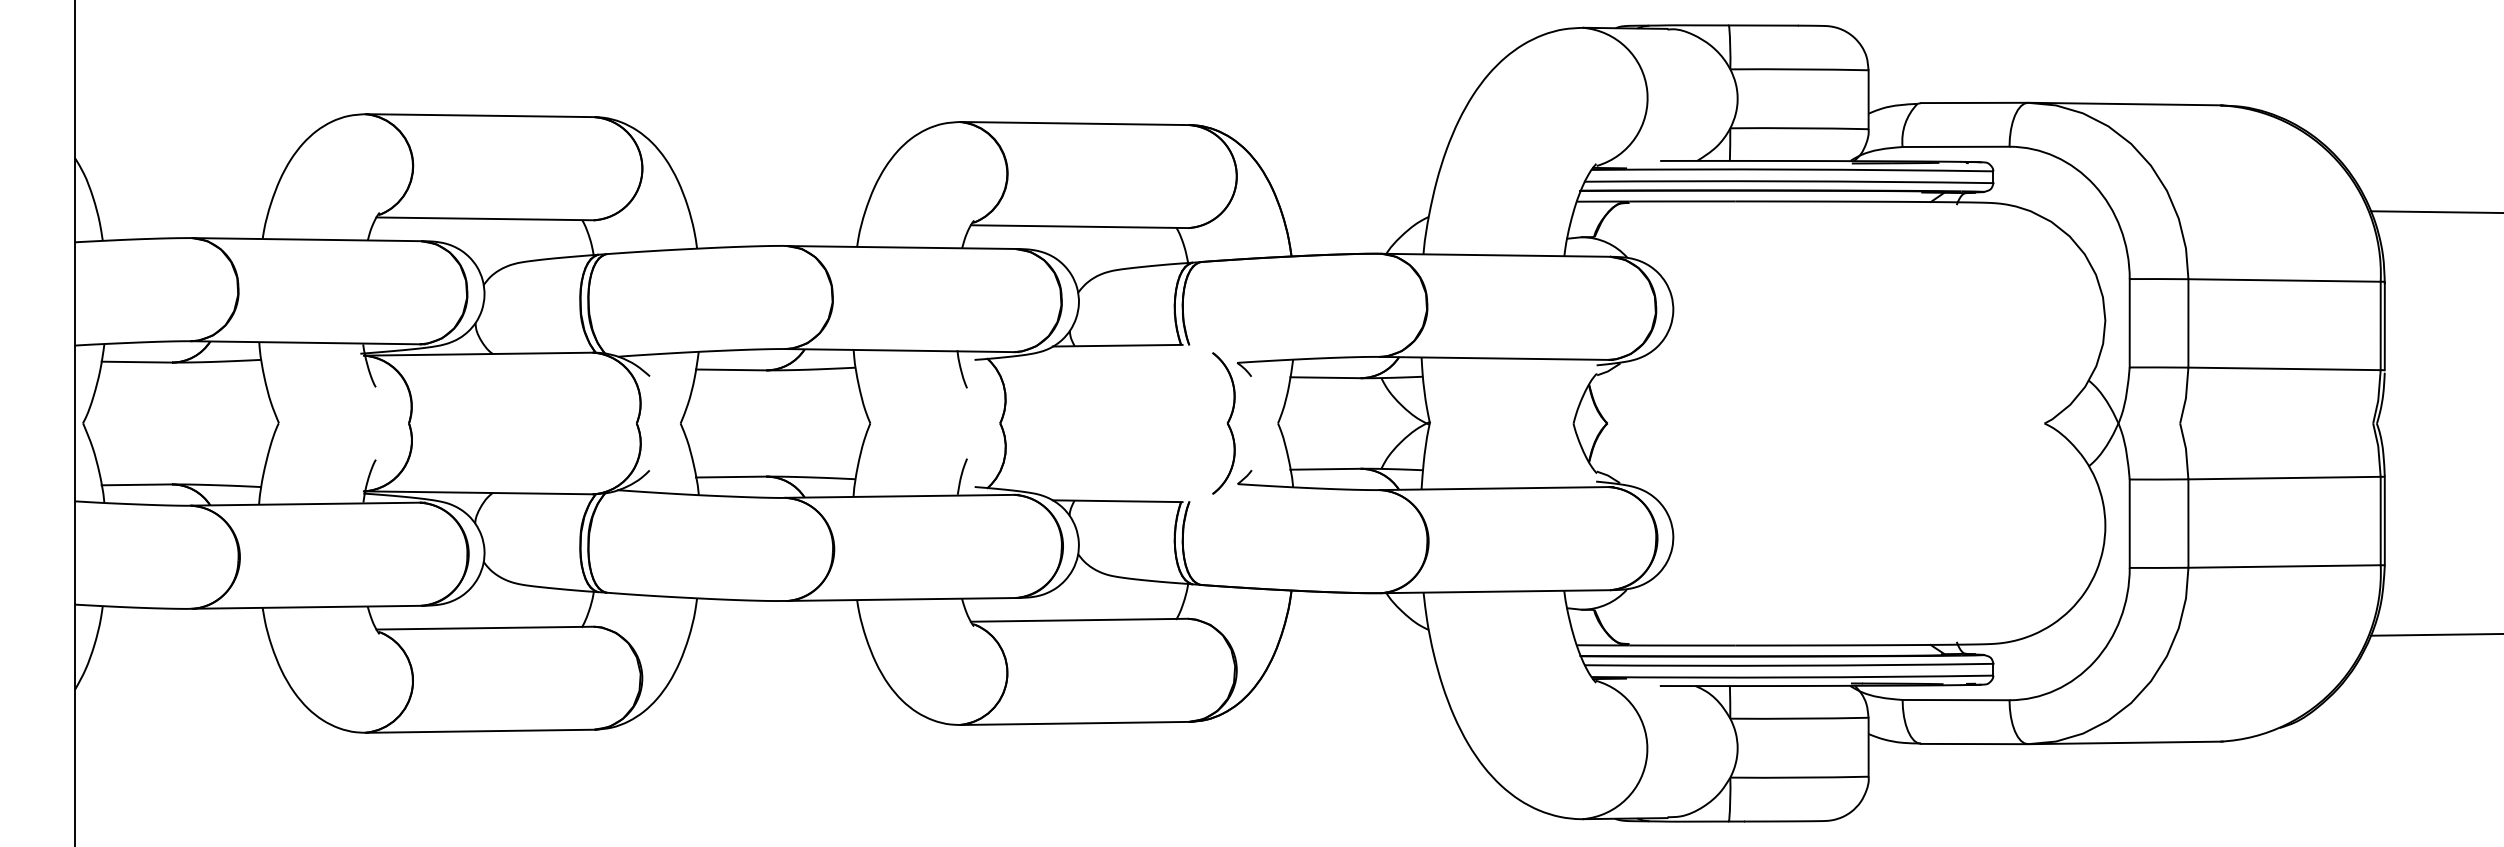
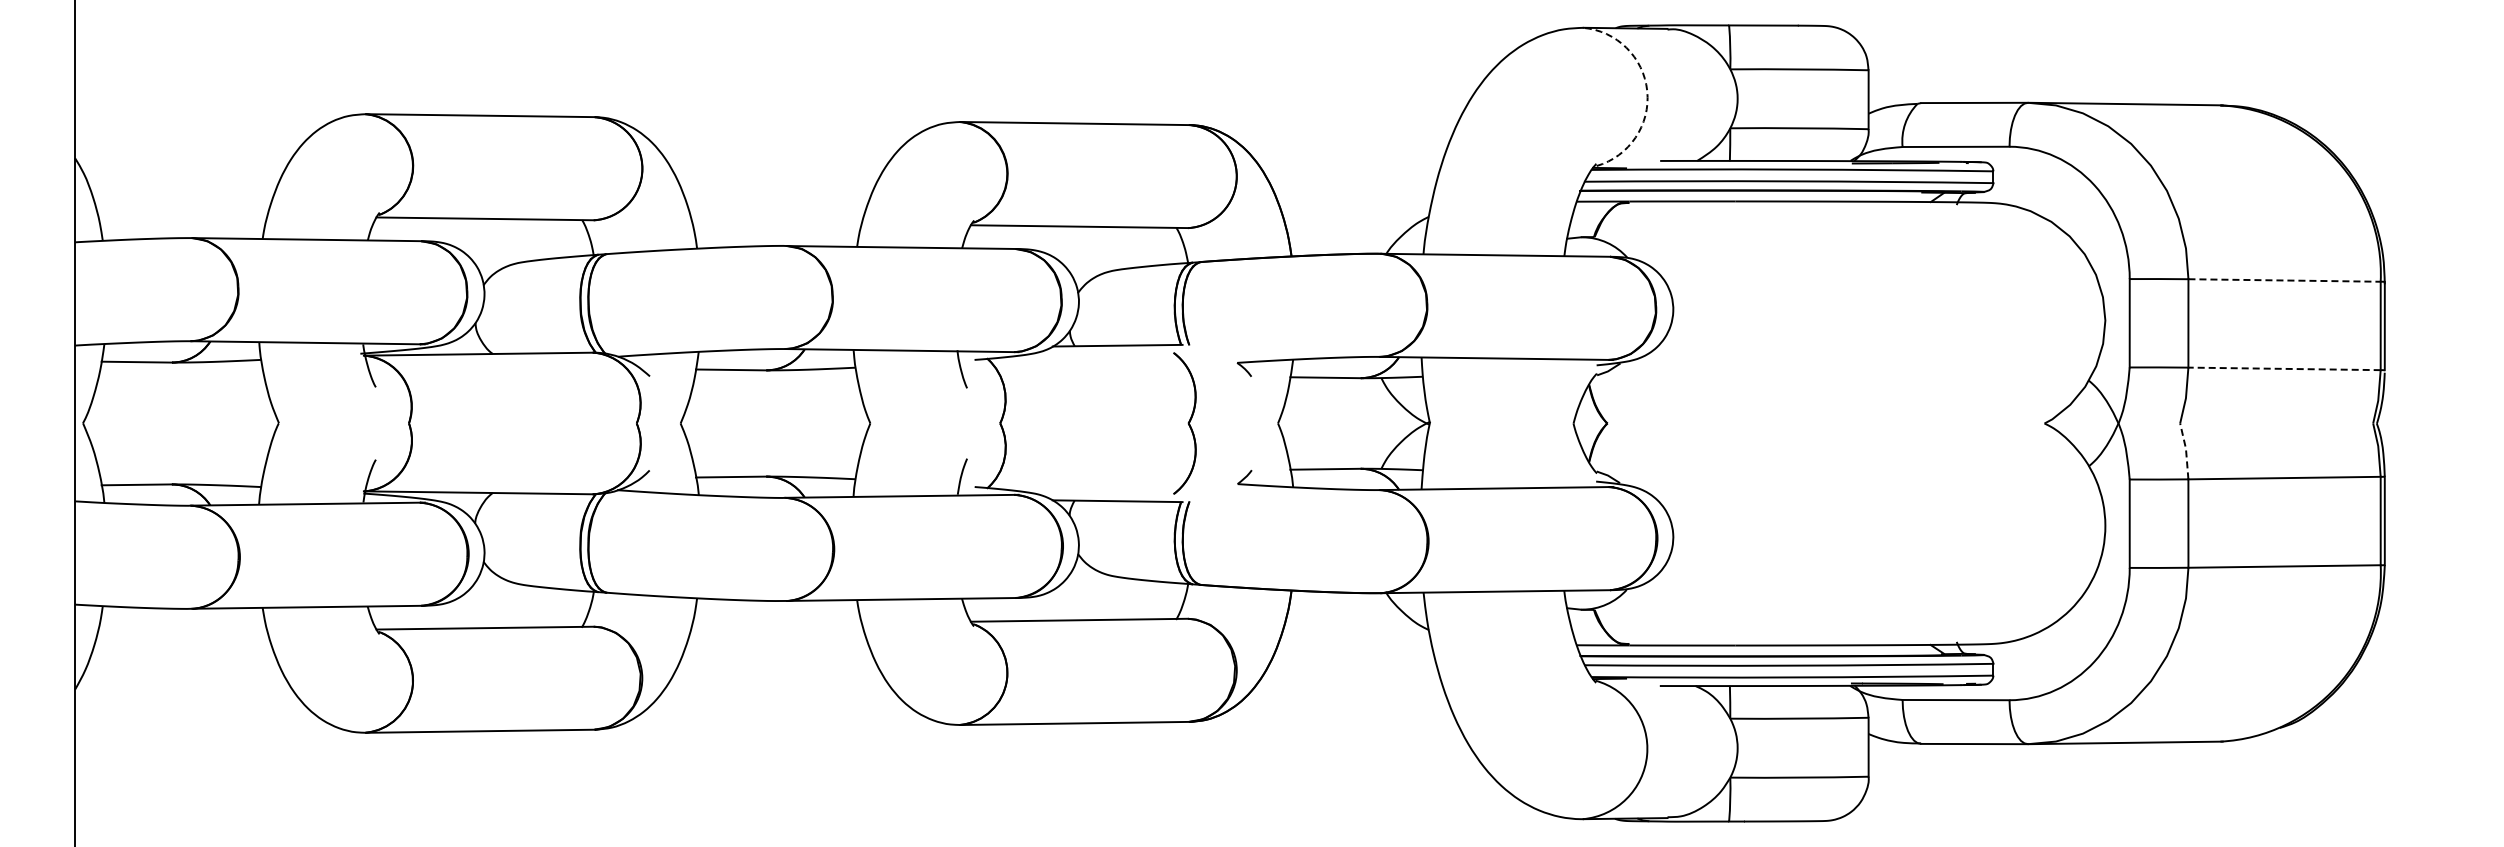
arc: solid -> dashed (1647, 91)
line: present -> none (2435, 211)
line: solid -> dashed (2285, 280)
line: solid -> dashed (2284, 368)
part position: (1223, 423) -> (1184, 423) (1184, 423)
line: solid -> dashed (2186, 450)
line: present -> none (2435, 634)
